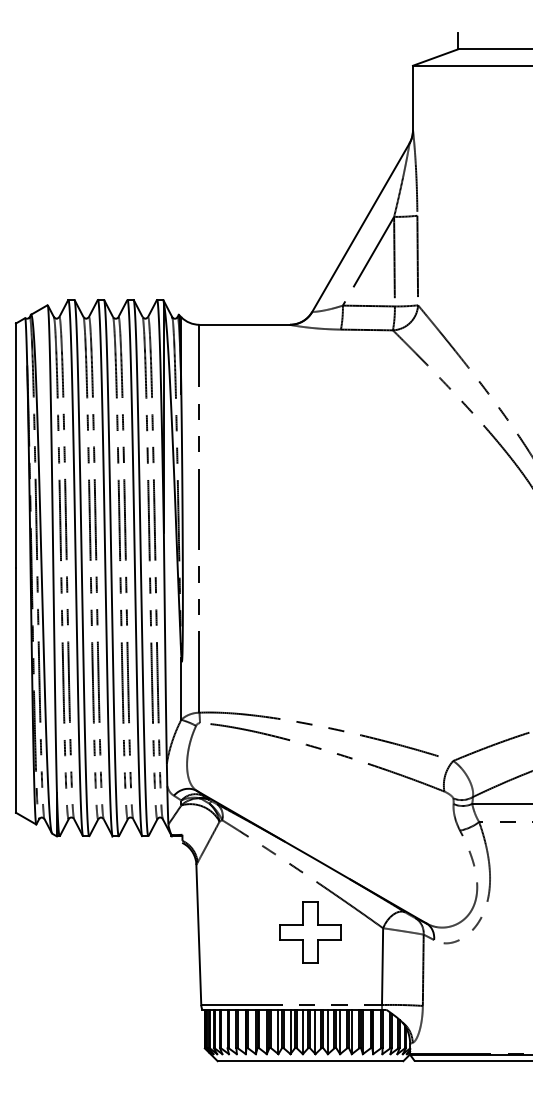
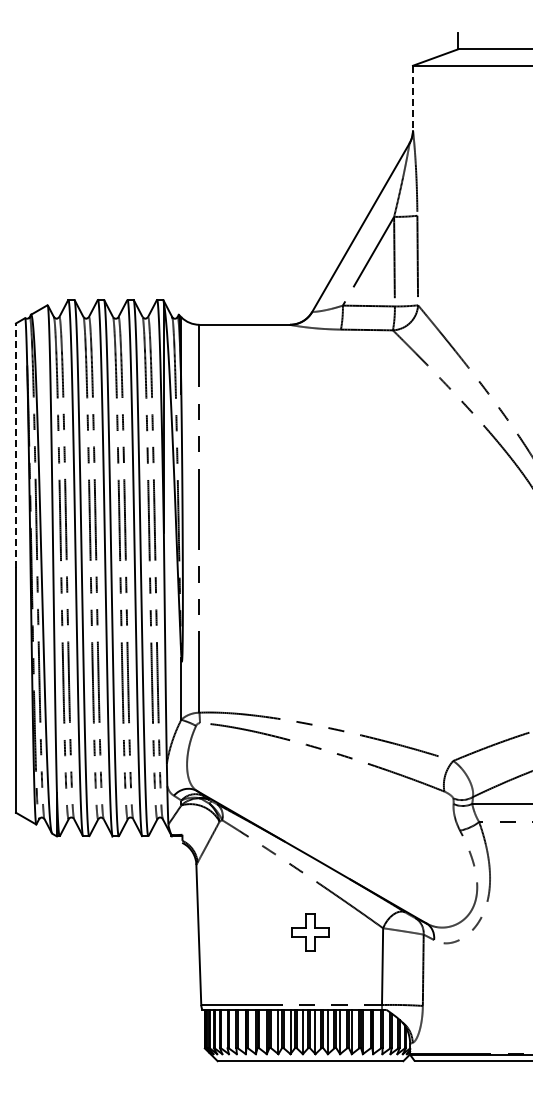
line: solid -> dashed (412, 98)
line: solid -> dashed (15, 445)
part size: 63x63 px -> 39x39 px (310, 932)
